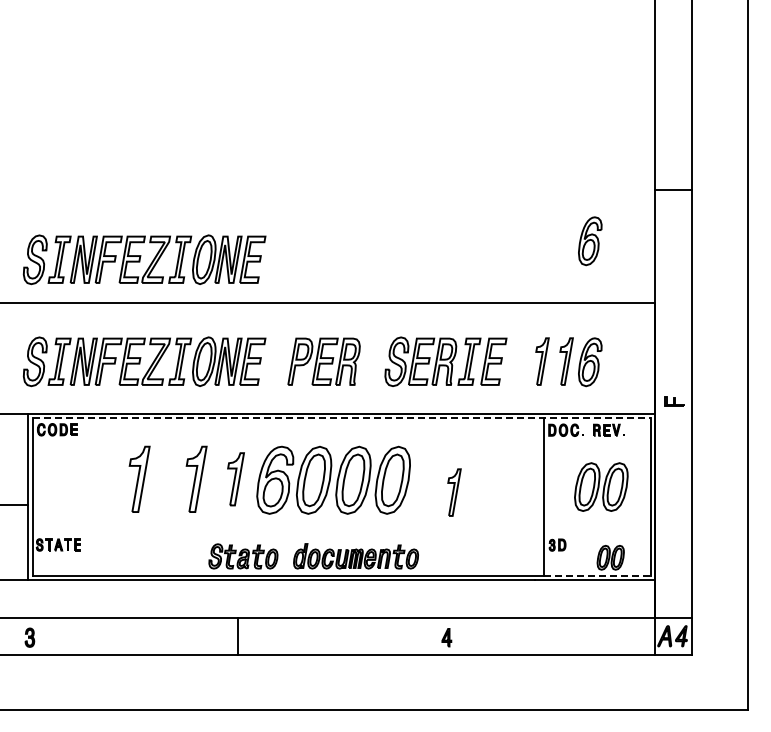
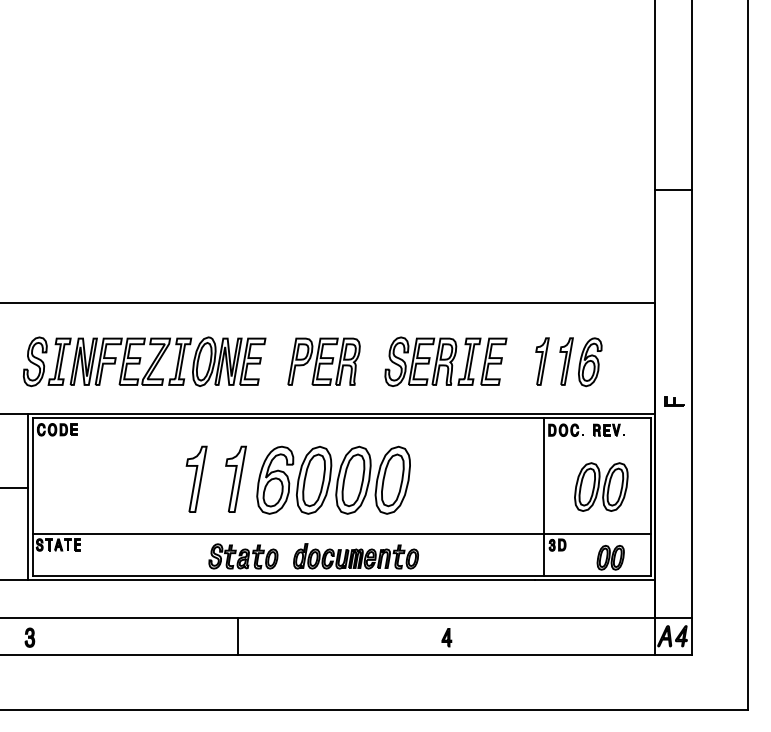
part: present -> none (590, 241)
part: present -> none (144, 259)
line: dashed -> solid (341, 418)
part: present -> none (139, 478)
part size: 18x55 px -> 22x68 px (235, 478)
part: present -> none (454, 492)
line position: (15, 504) -> (15, 487) (15, 487)
line: none -> present (341, 534)
line: dashed -> solid (597, 575)
